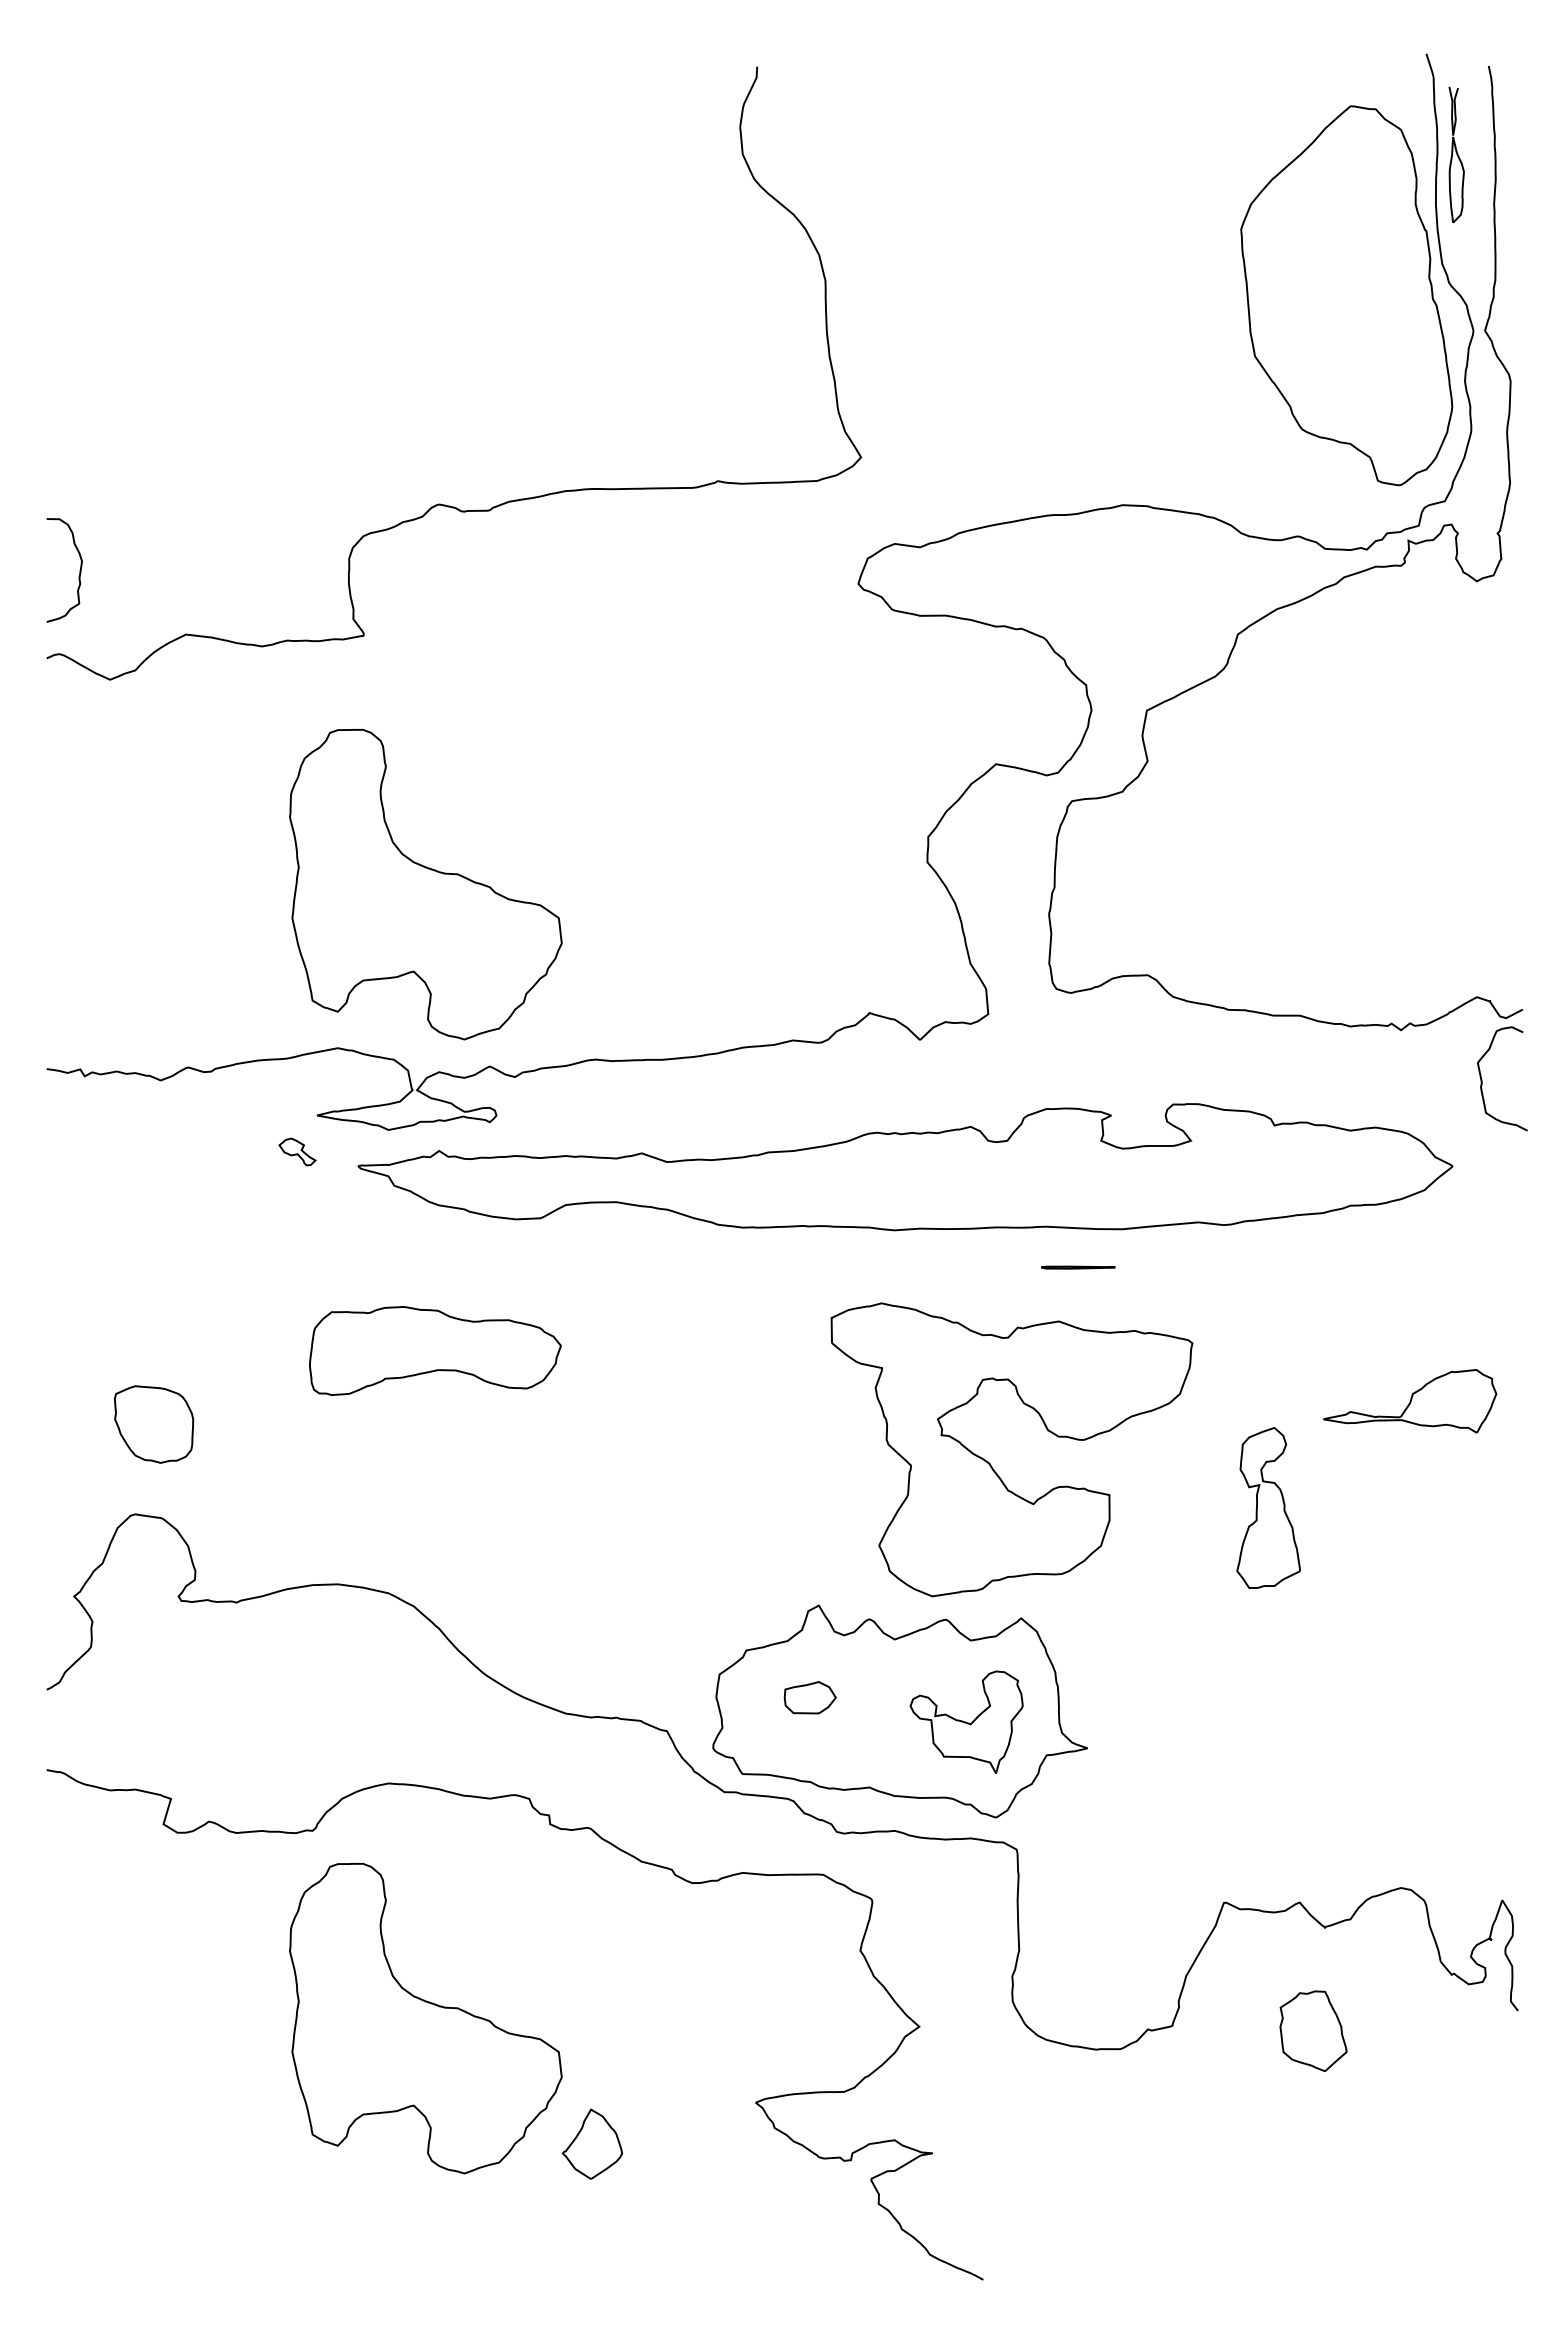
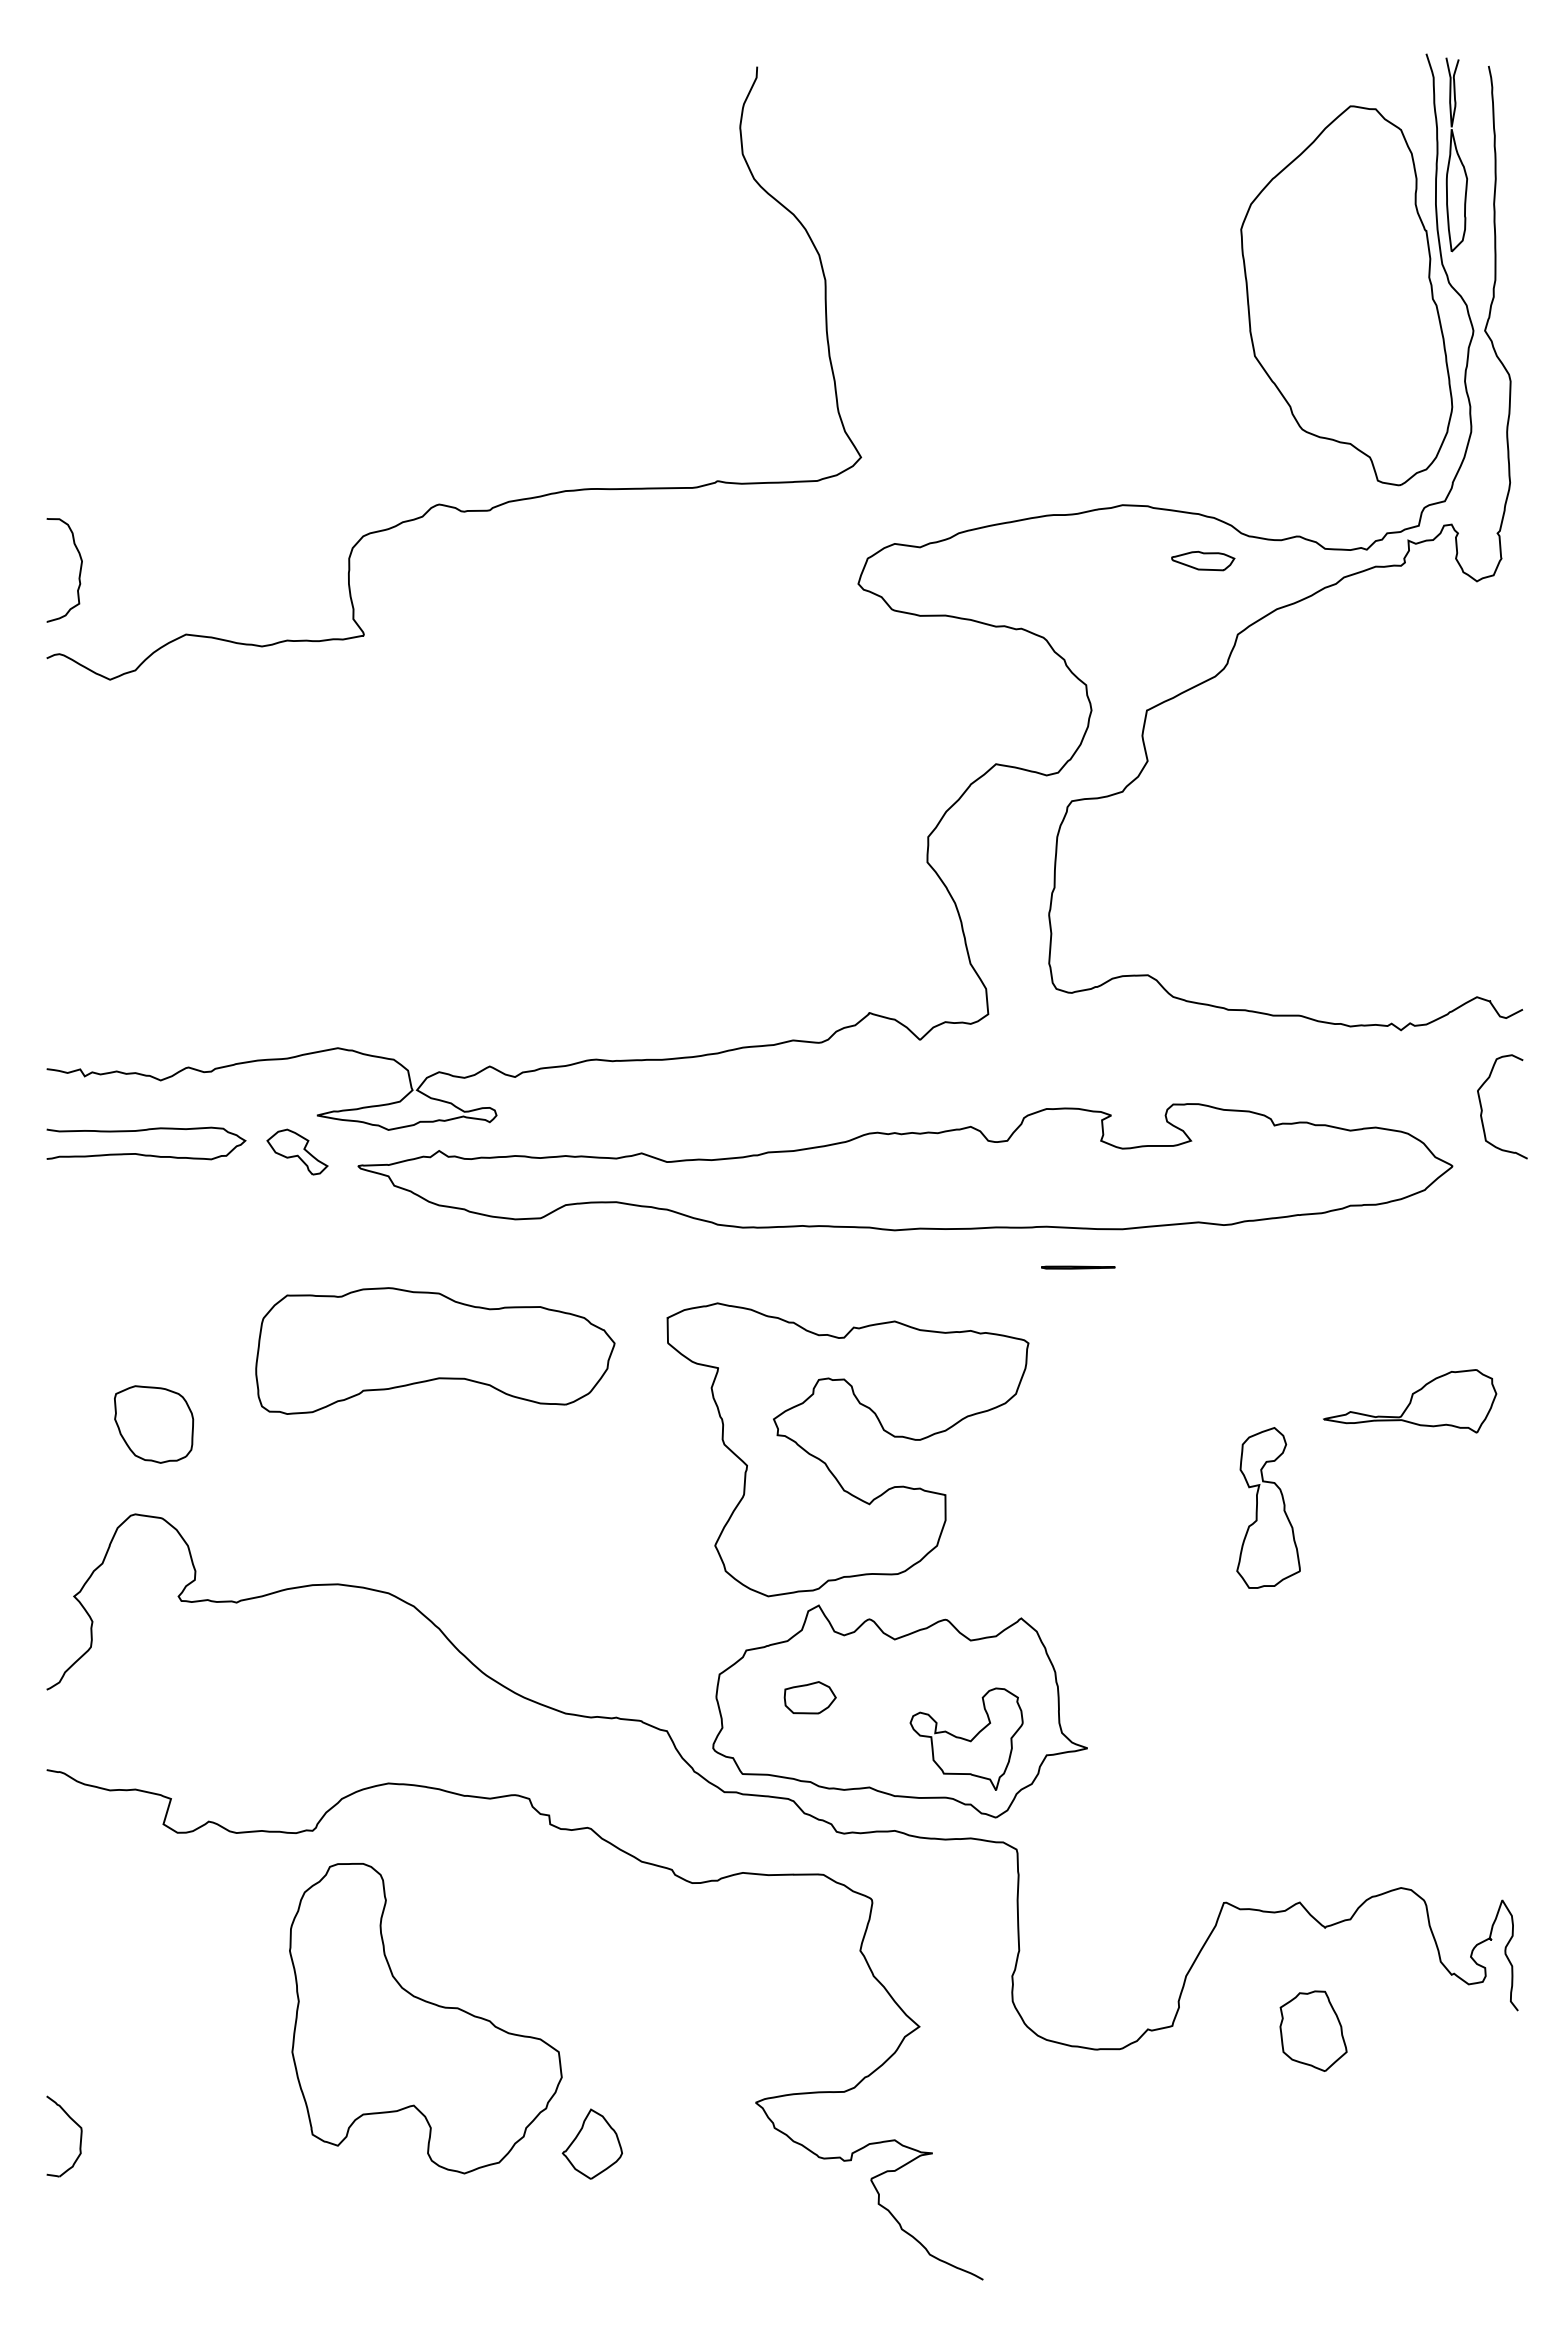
part size: 17x138 px -> 23x196 px (1456, 154)
part: none -> present (1203, 560)
part: present -> none (425, 884)
curve position: (1482, 1079) -> (1482, 1107) (1482, 1107)
part size: 39x30 px -> 63x48 px (297, 1151)
curve: none -> present (146, 1154)
part size: 253x90 px -> 361x128 px (435, 1350)
part position: (990, 1463) -> (826, 1463) (826, 1463)
part position: (966, 1721) -> (966, 1738) (966, 1738)
part: none -> present (80, 2136)
